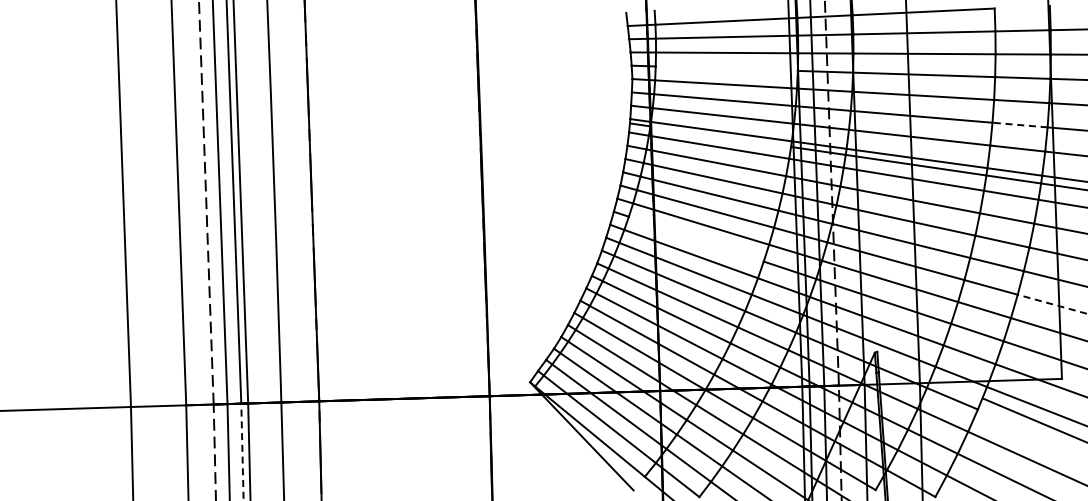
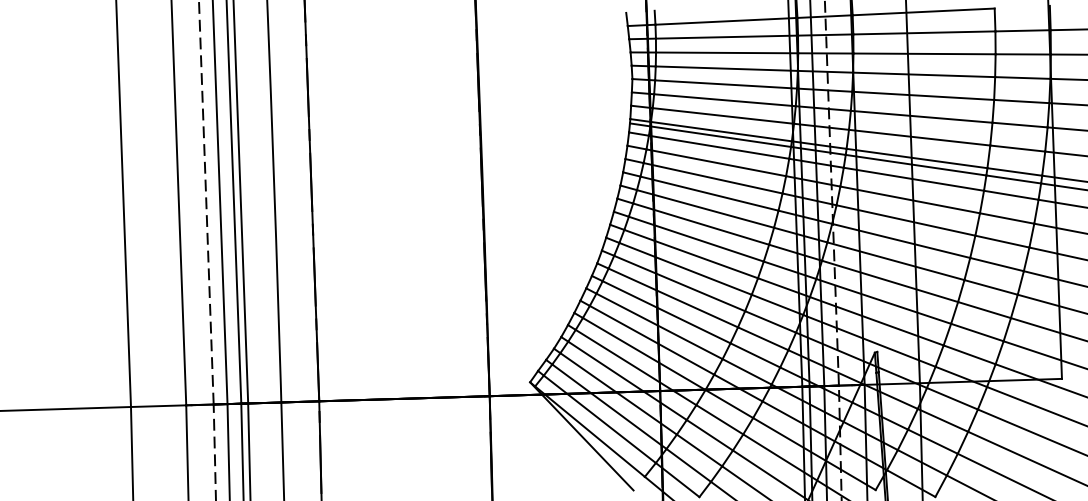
line: none -> present (726, 68)
line: dashed -> solid (1020, 125)
line: none -> present (720, 136)
line: none -> present (695, 238)
line: dashed -> solid (1052, 304)
line position: (1033, 419) -> (1030, 431) (1030, 431)
line: dashed -> solid (242, 451)
